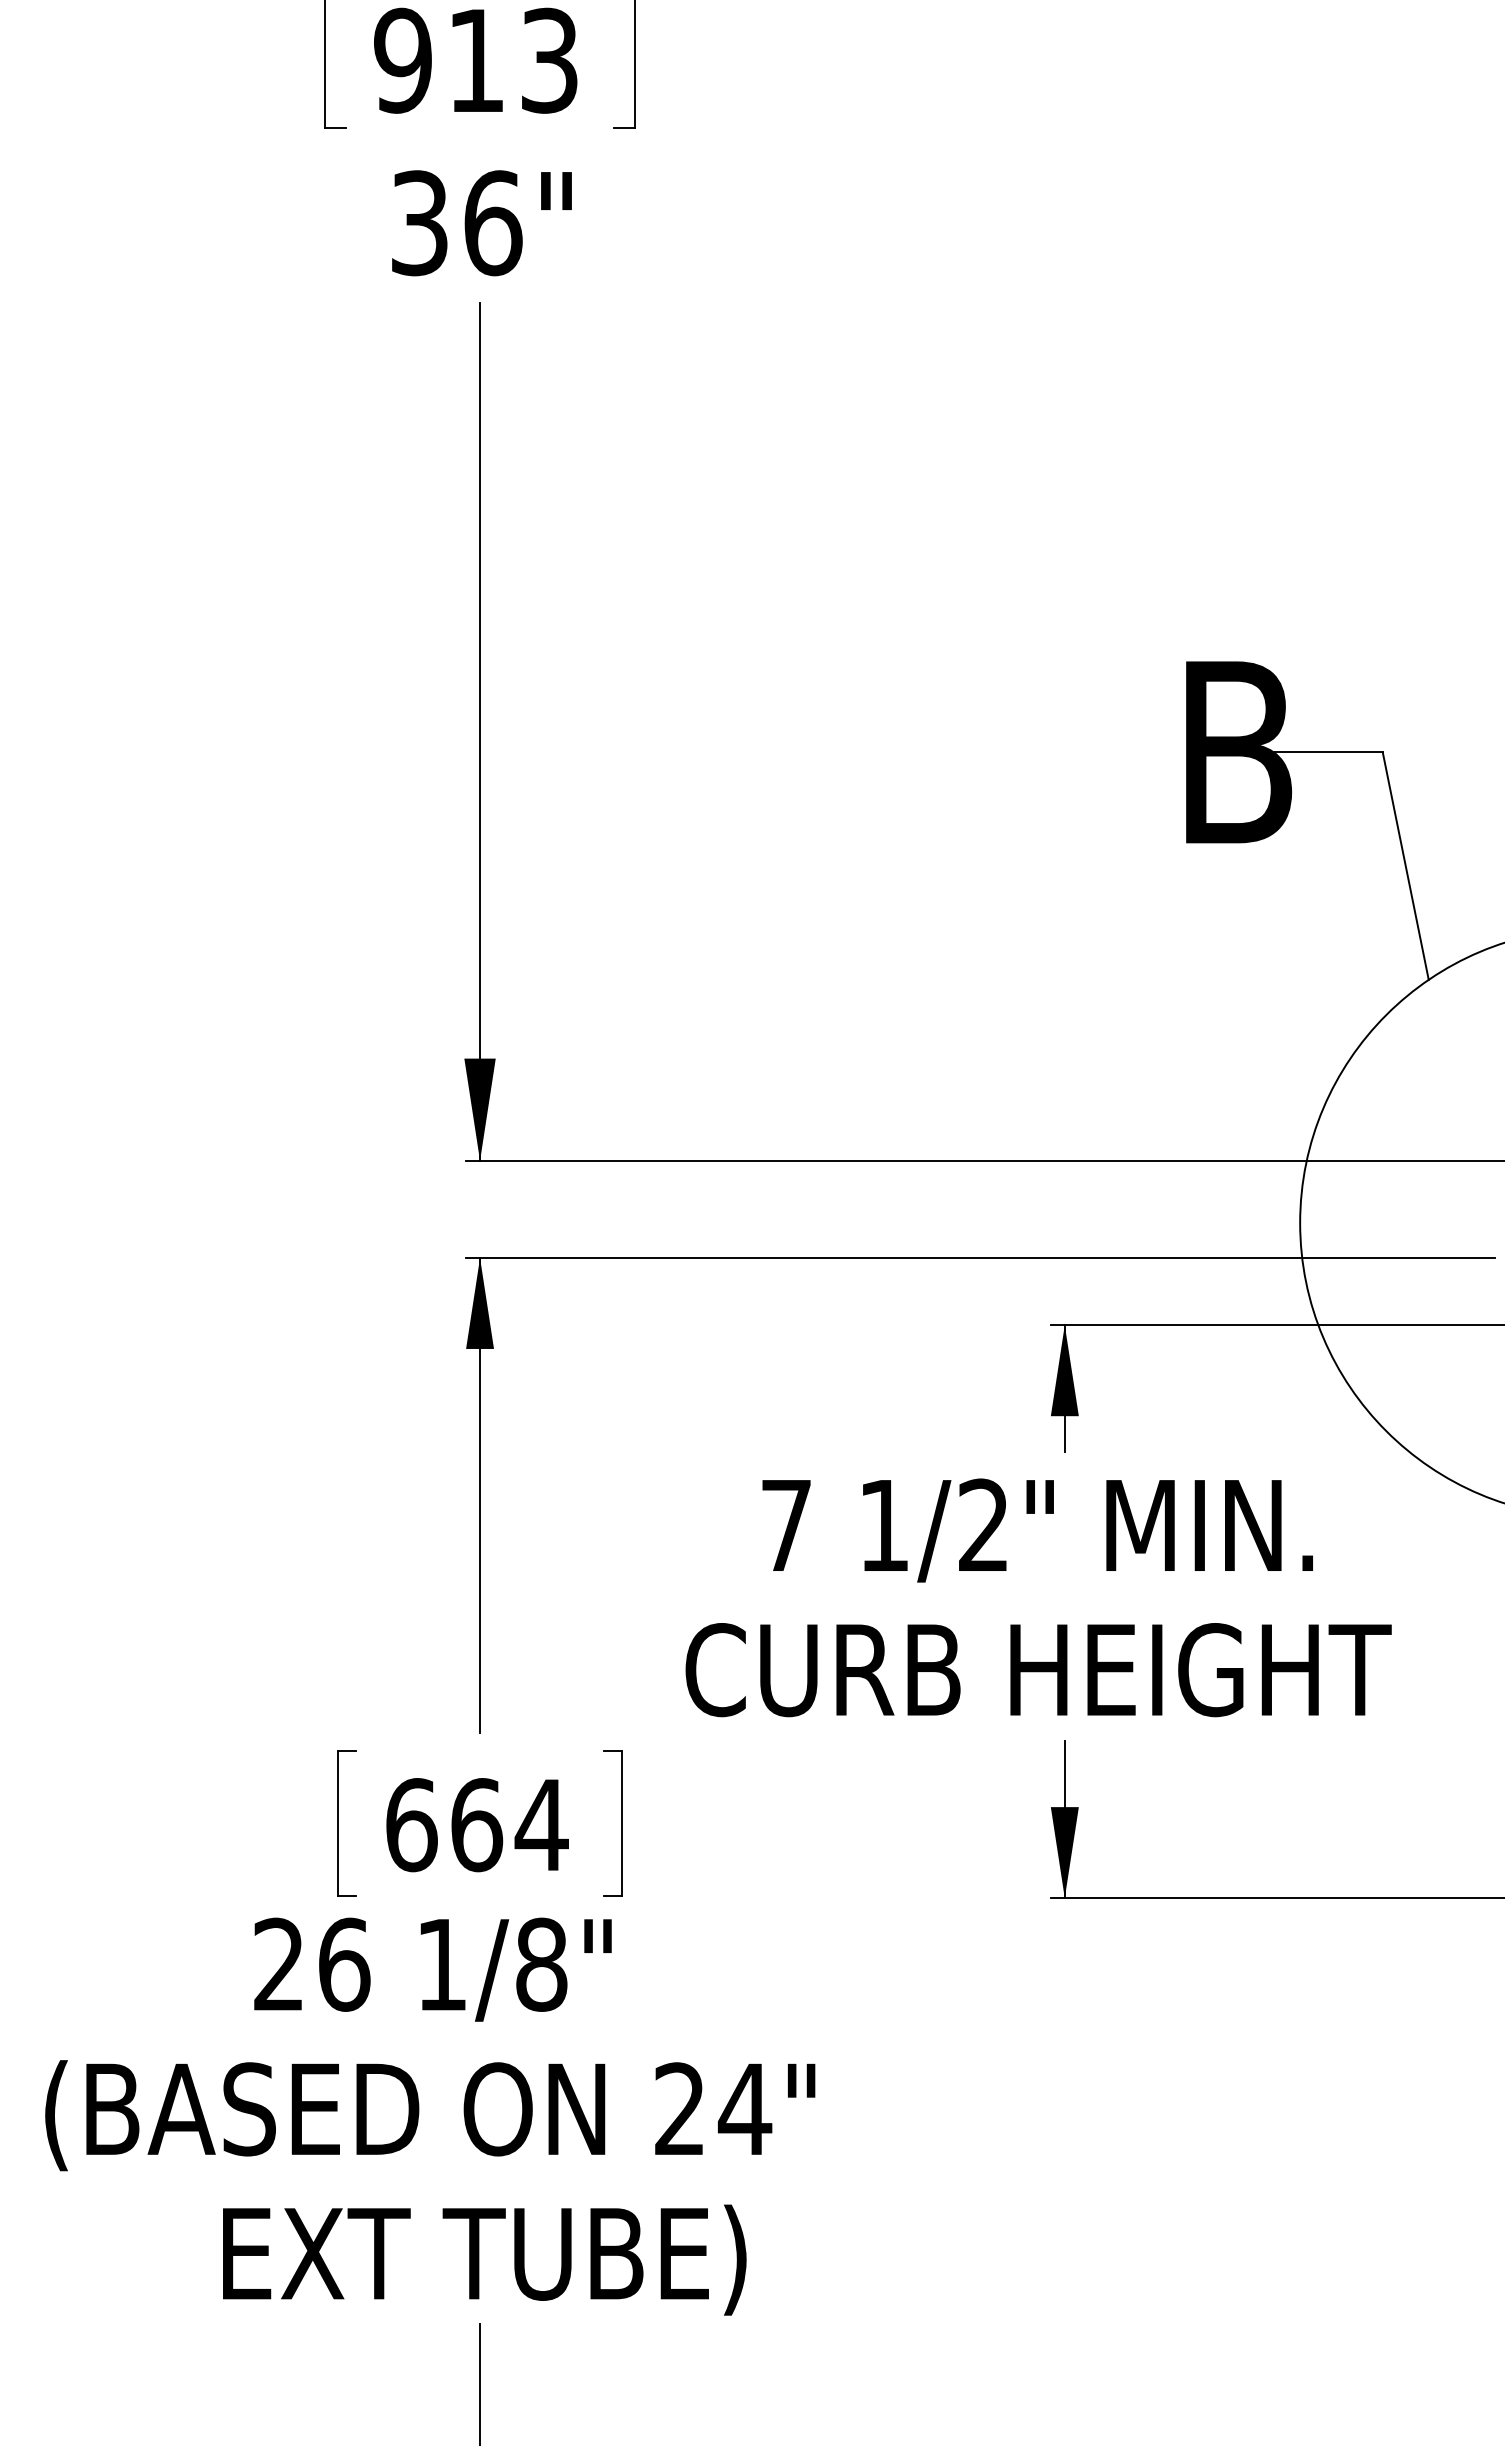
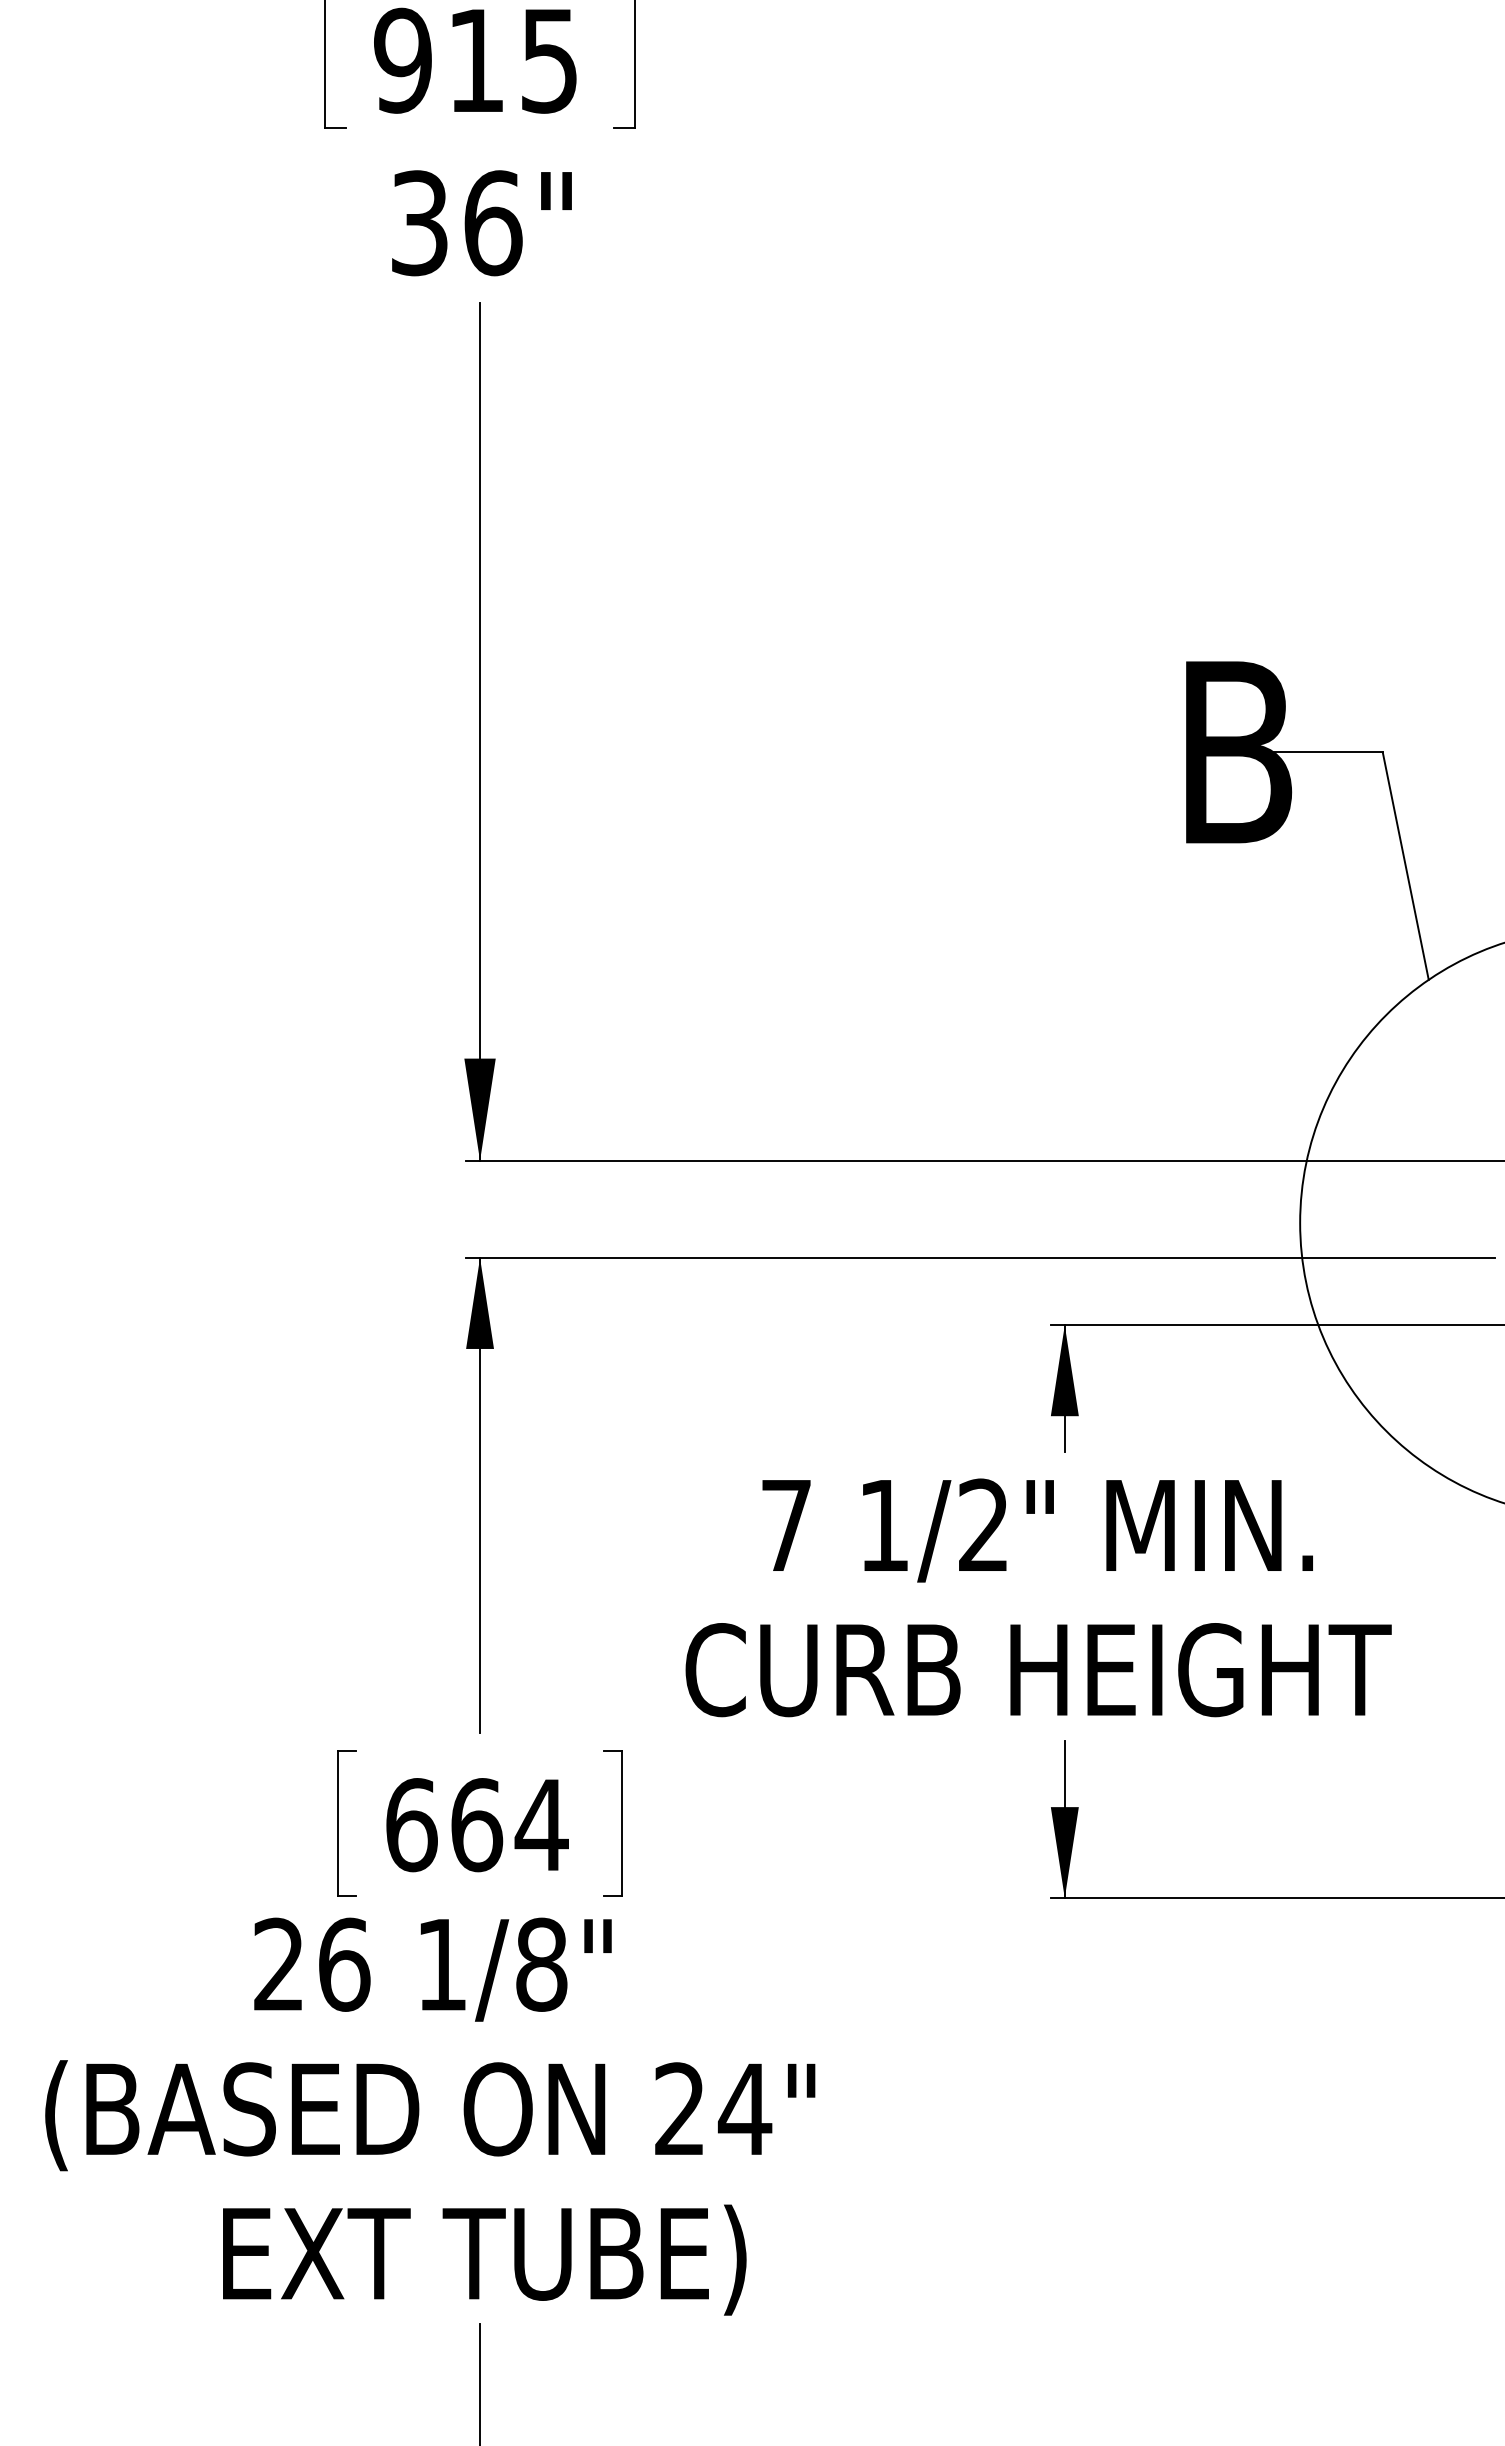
text: 913 -> 915 (549, 60)
